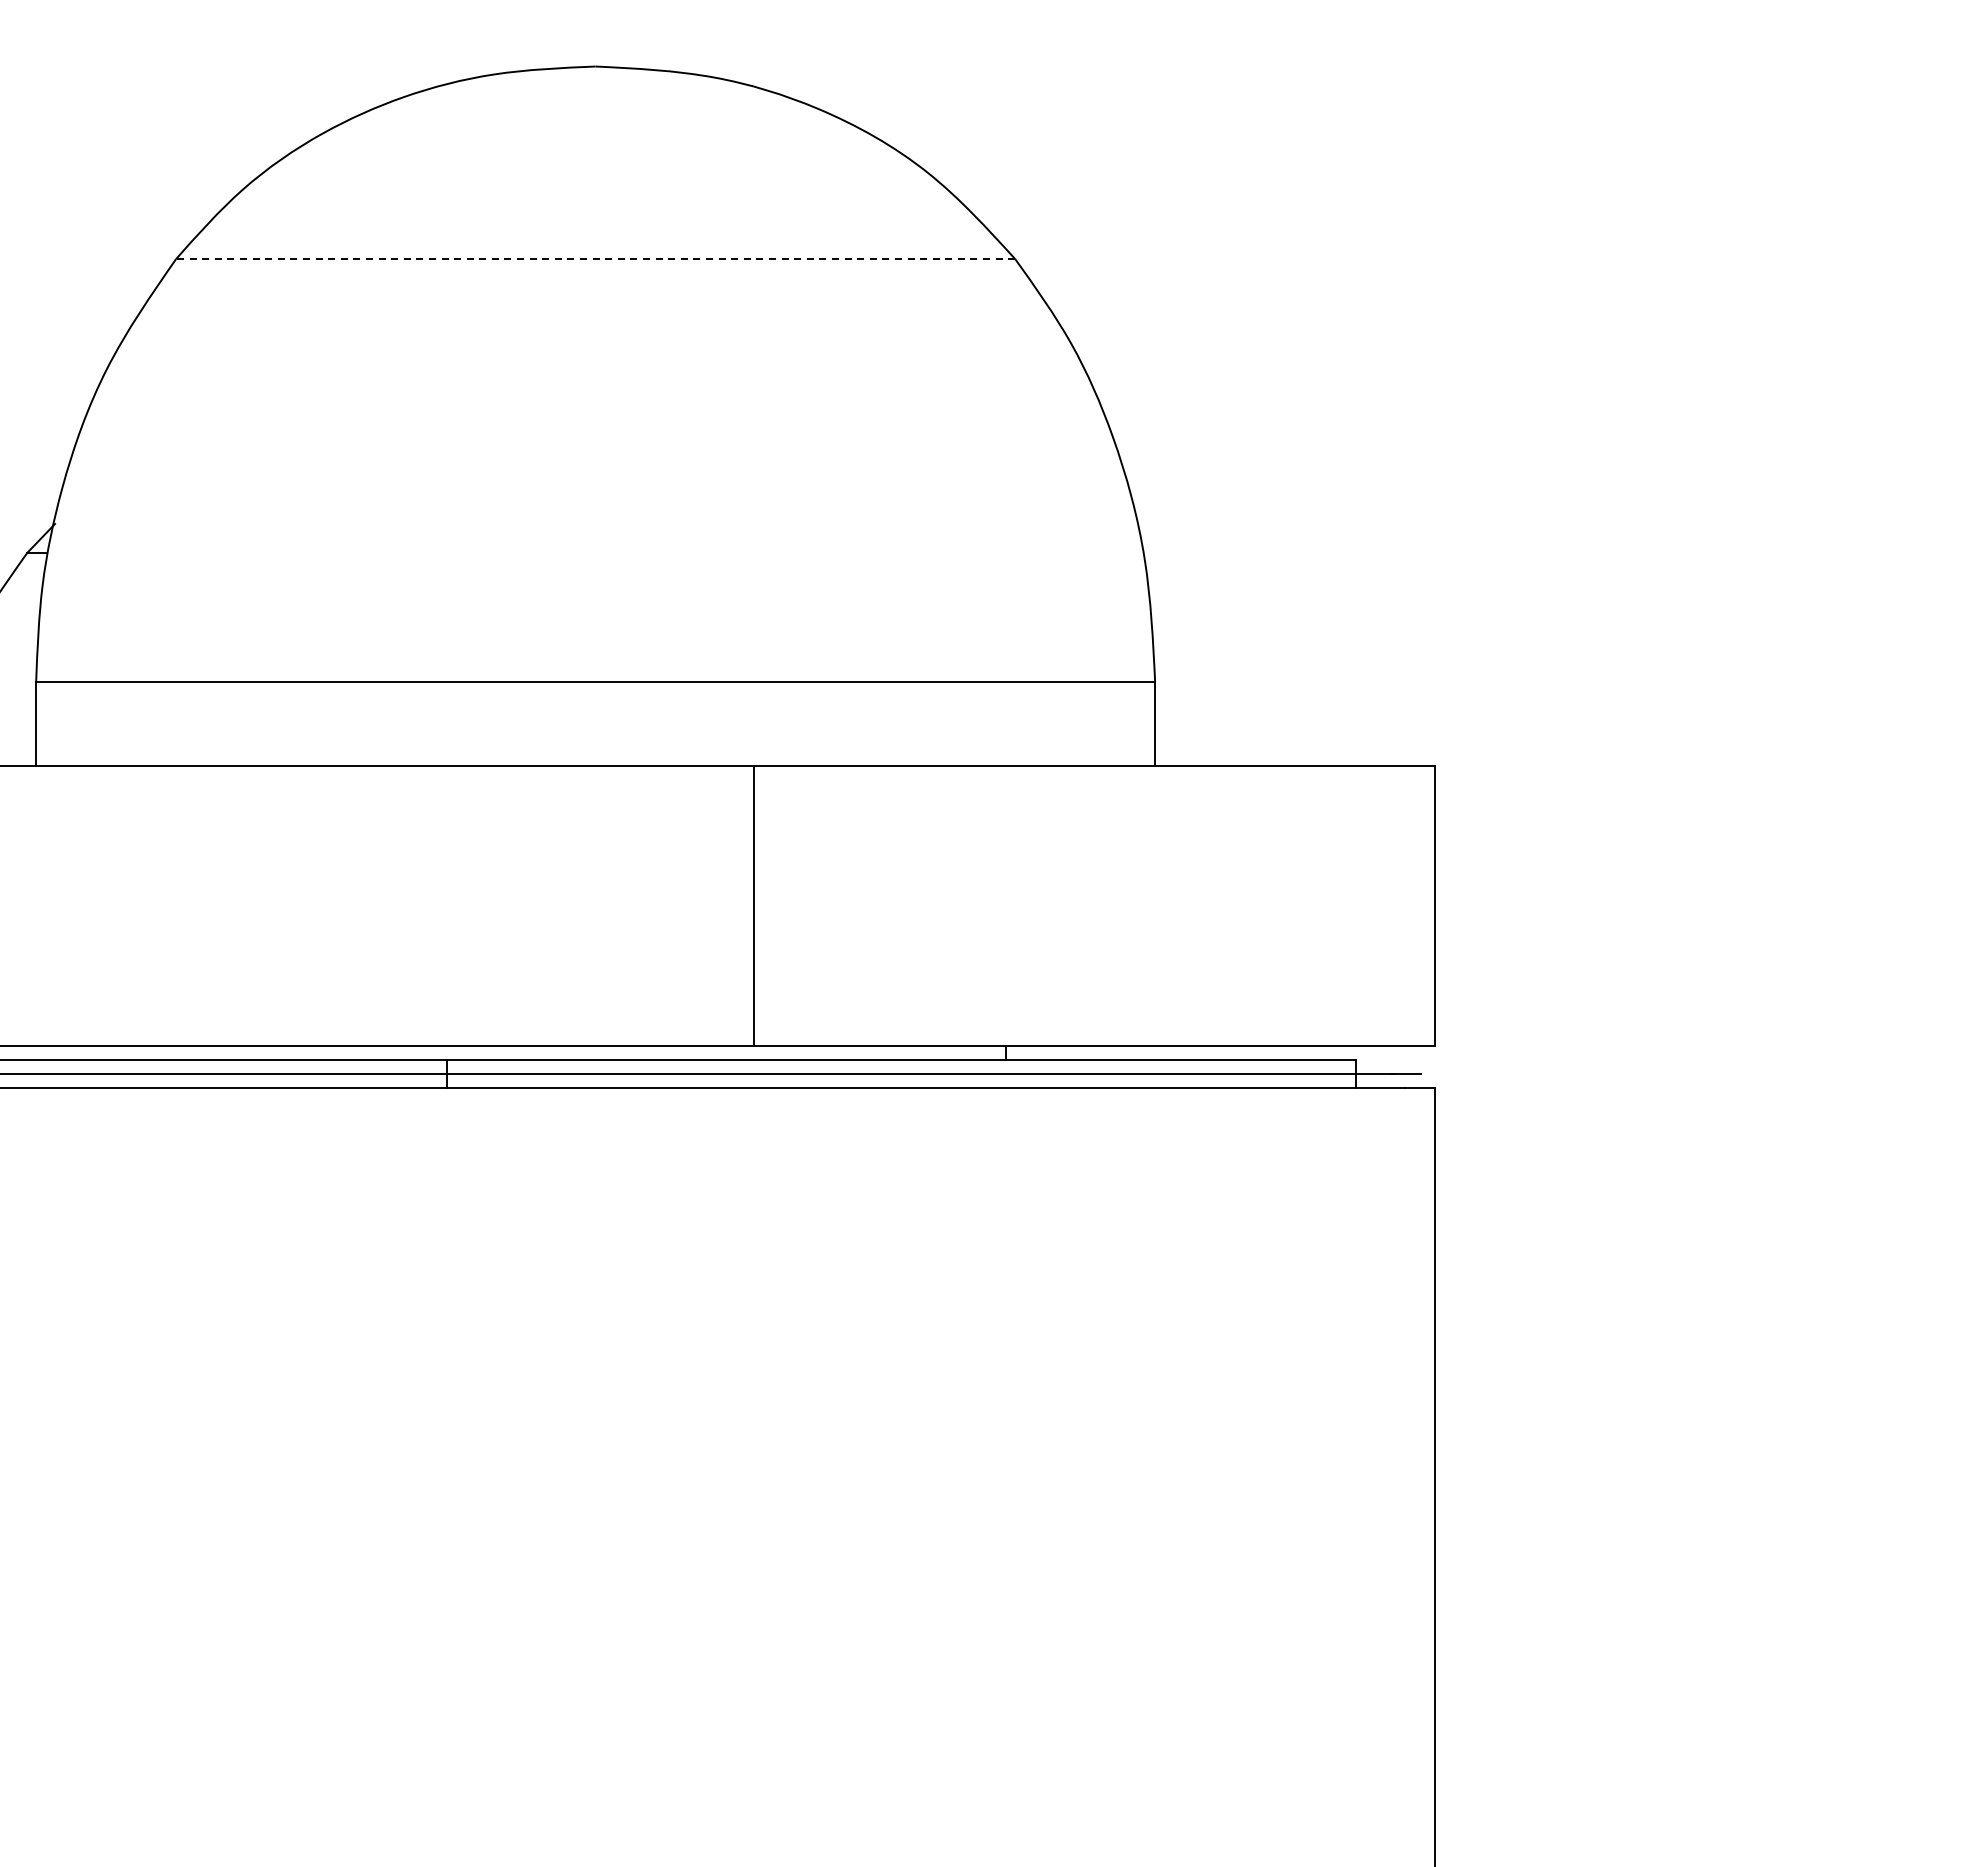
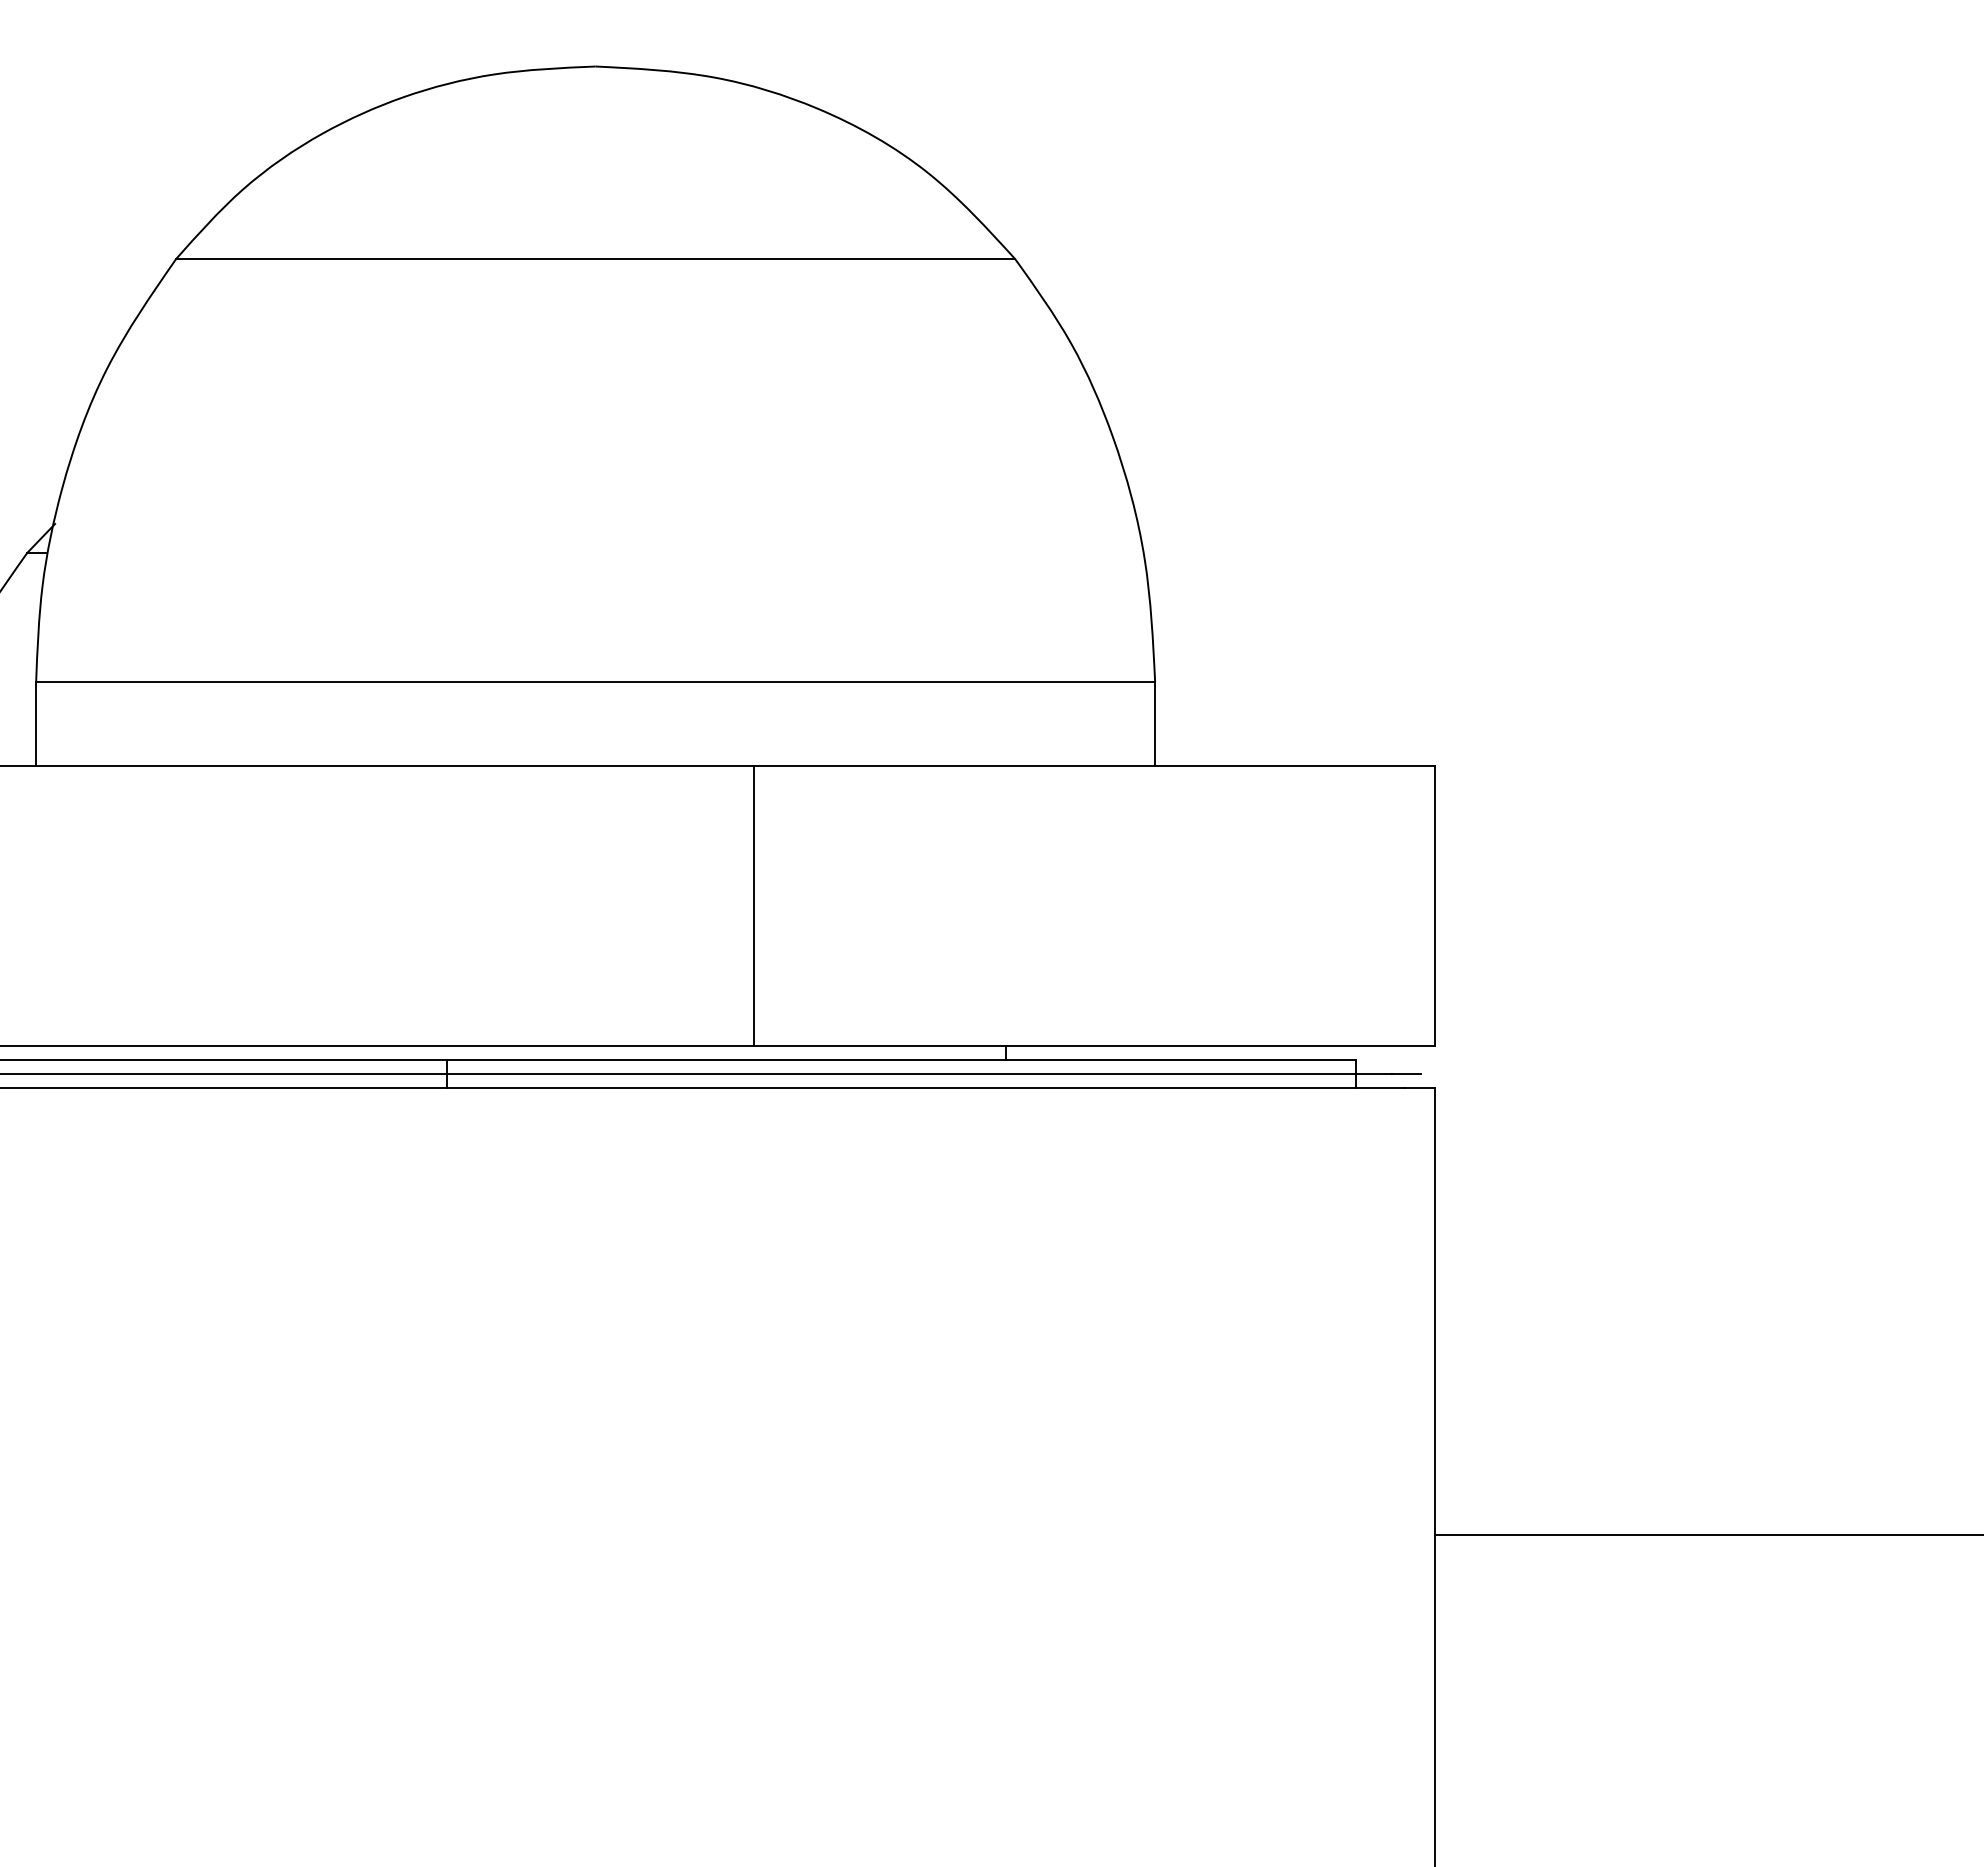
line: dashed -> solid (595, 259)
line: none -> present (1707, 1535)
